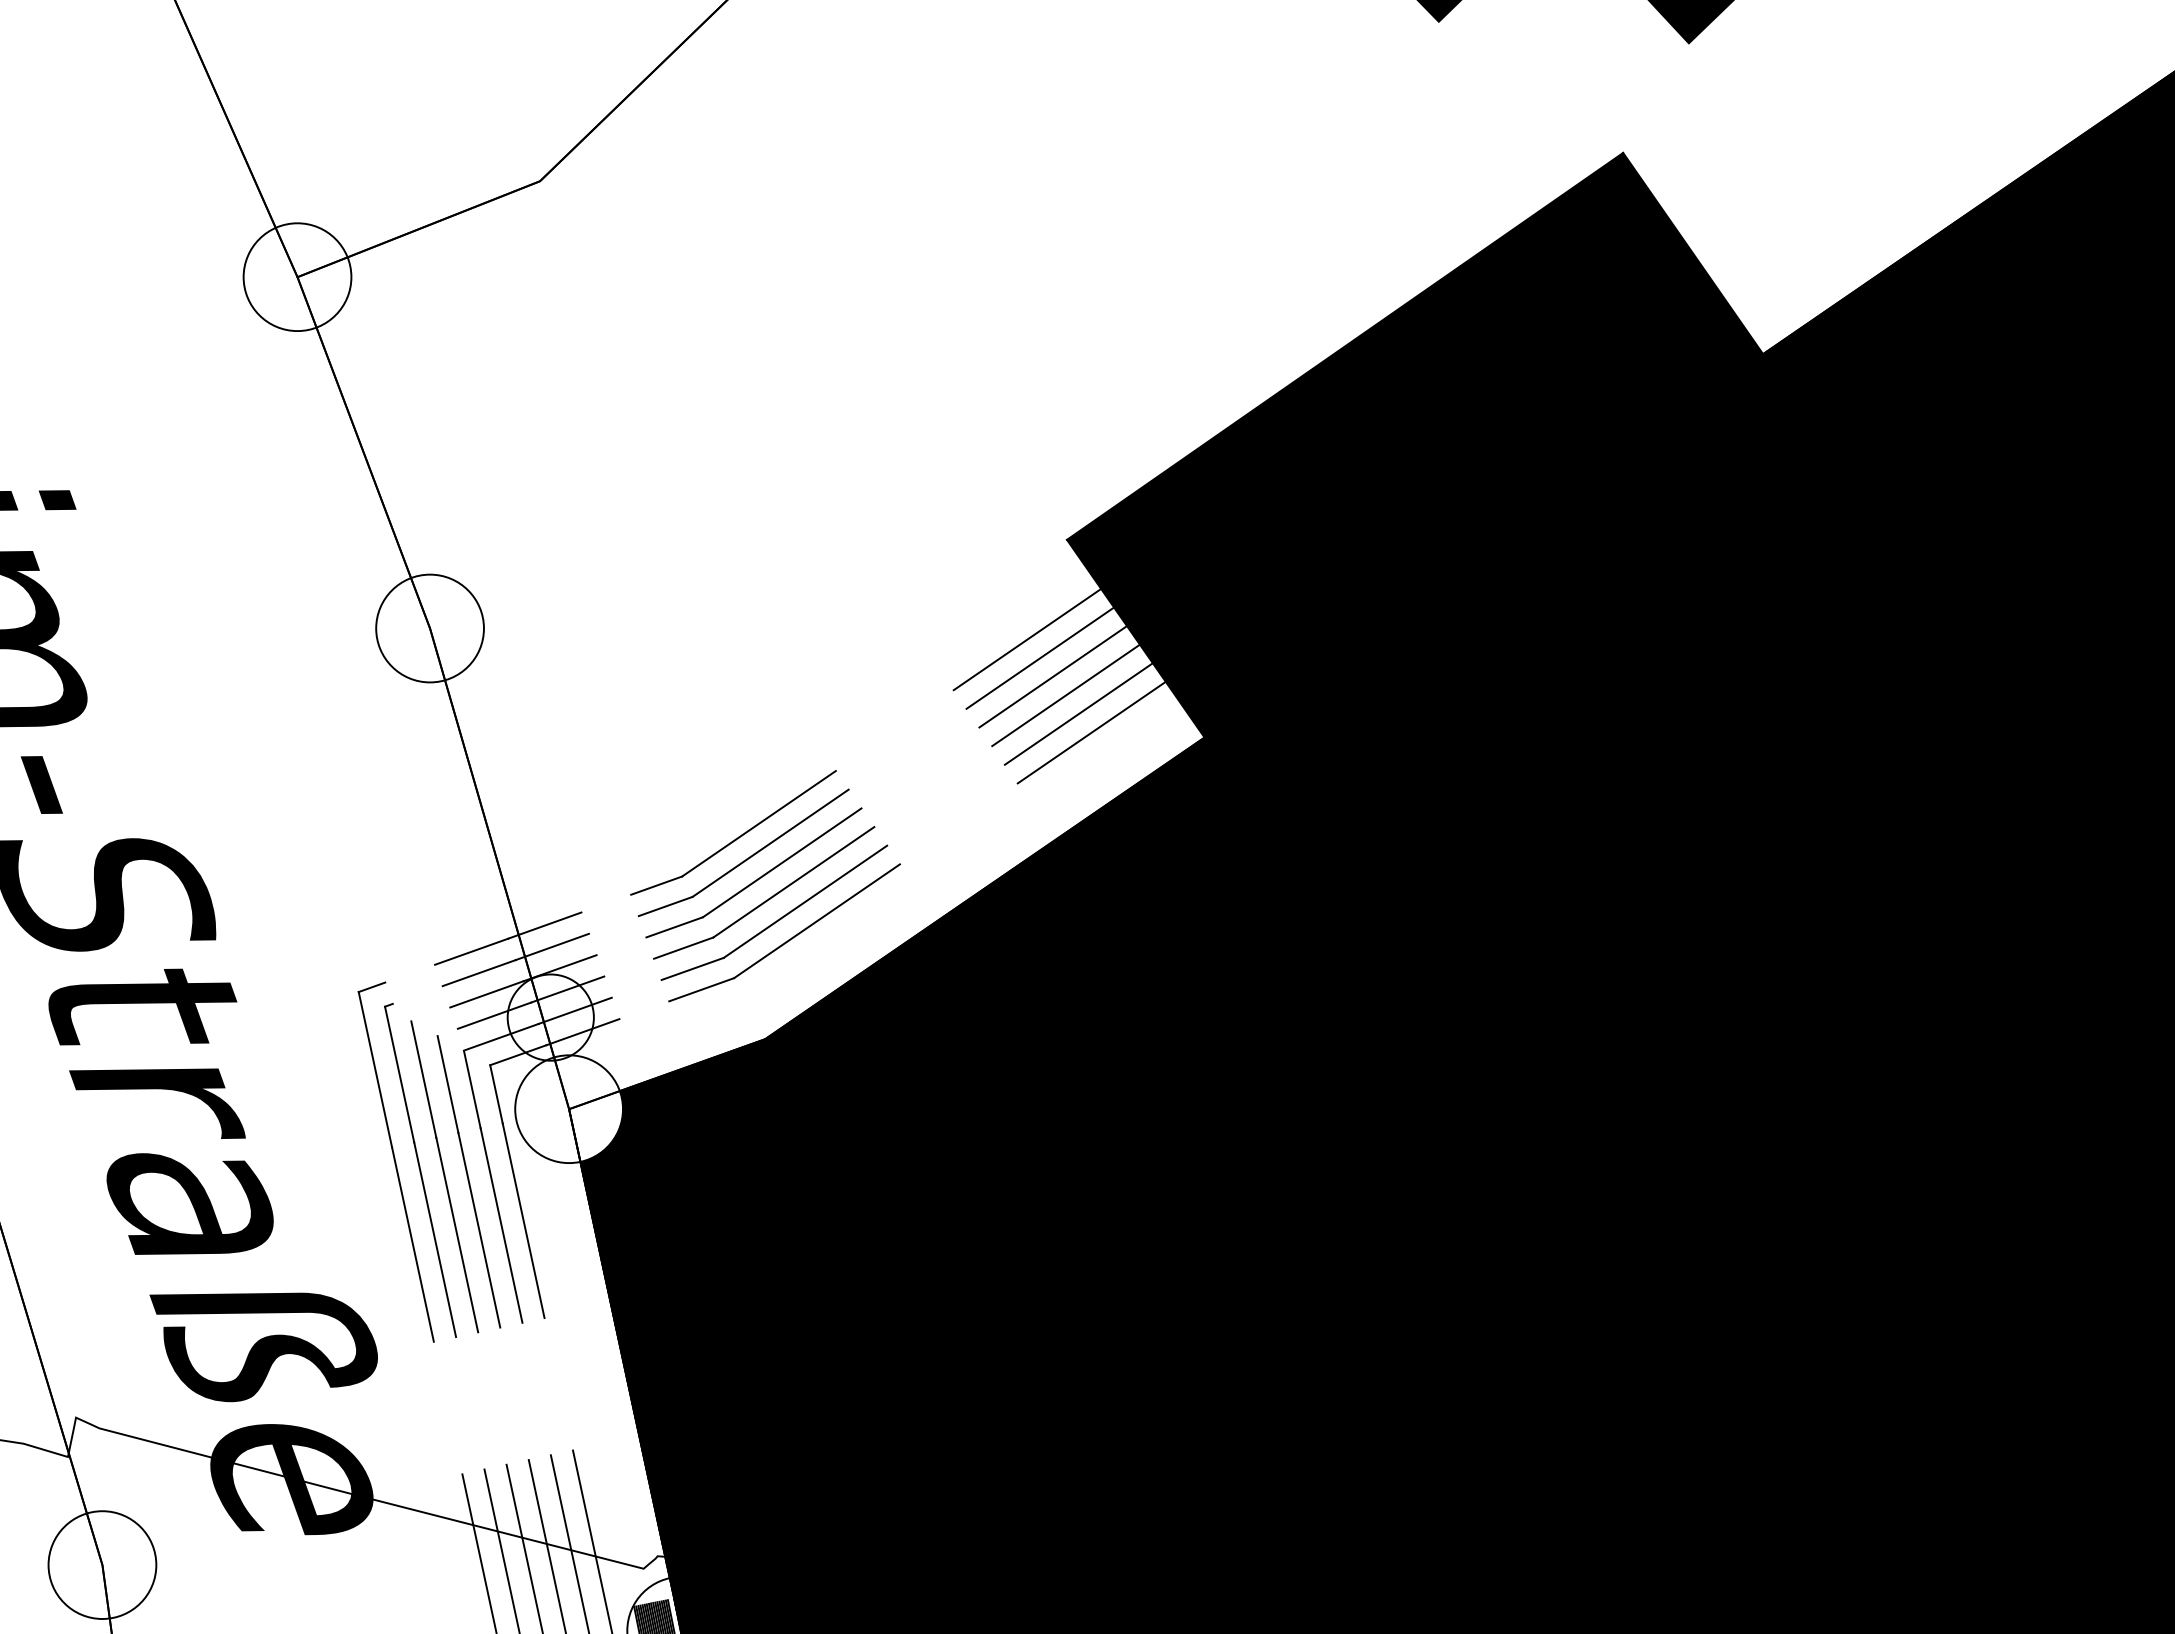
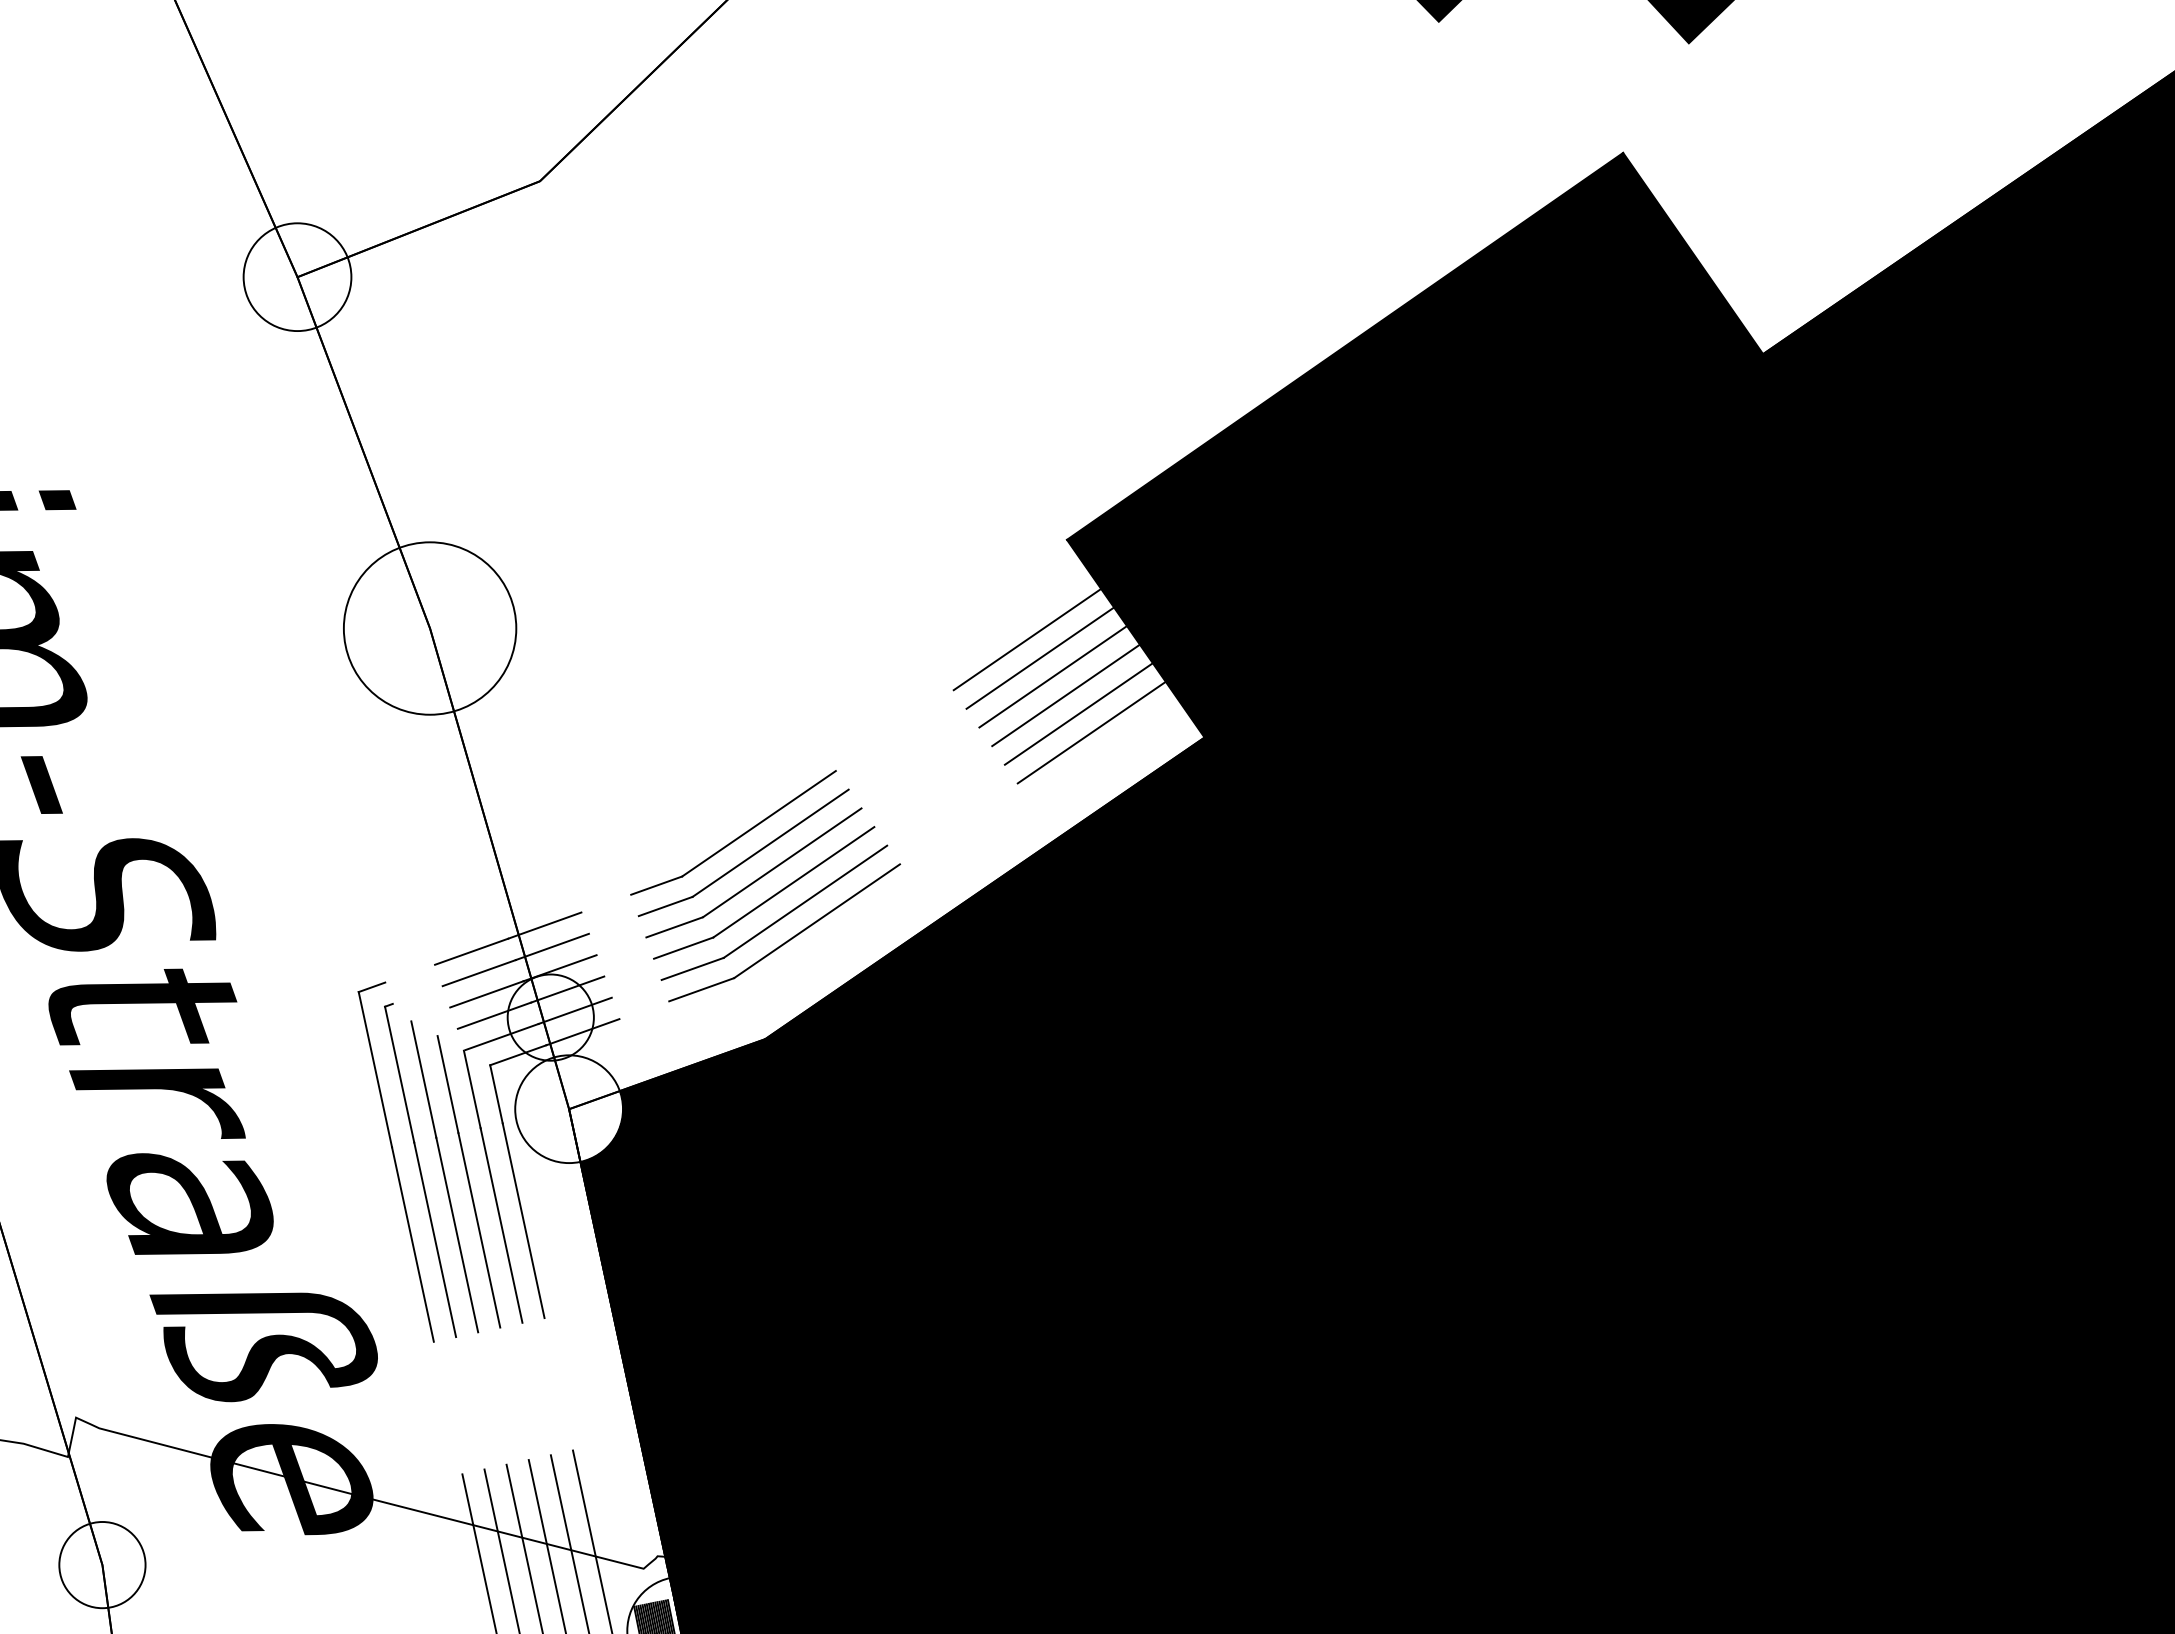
circle diameter: 108 px -> 172 px (429, 628)
circle diameter: 108 px -> 86 px (102, 1564)
